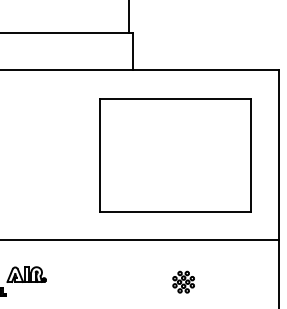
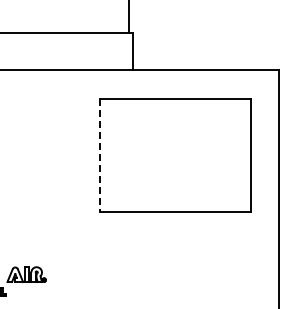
line: solid -> dashed (100, 155)
line: present -> none (140, 239)
part: present -> none (183, 281)
